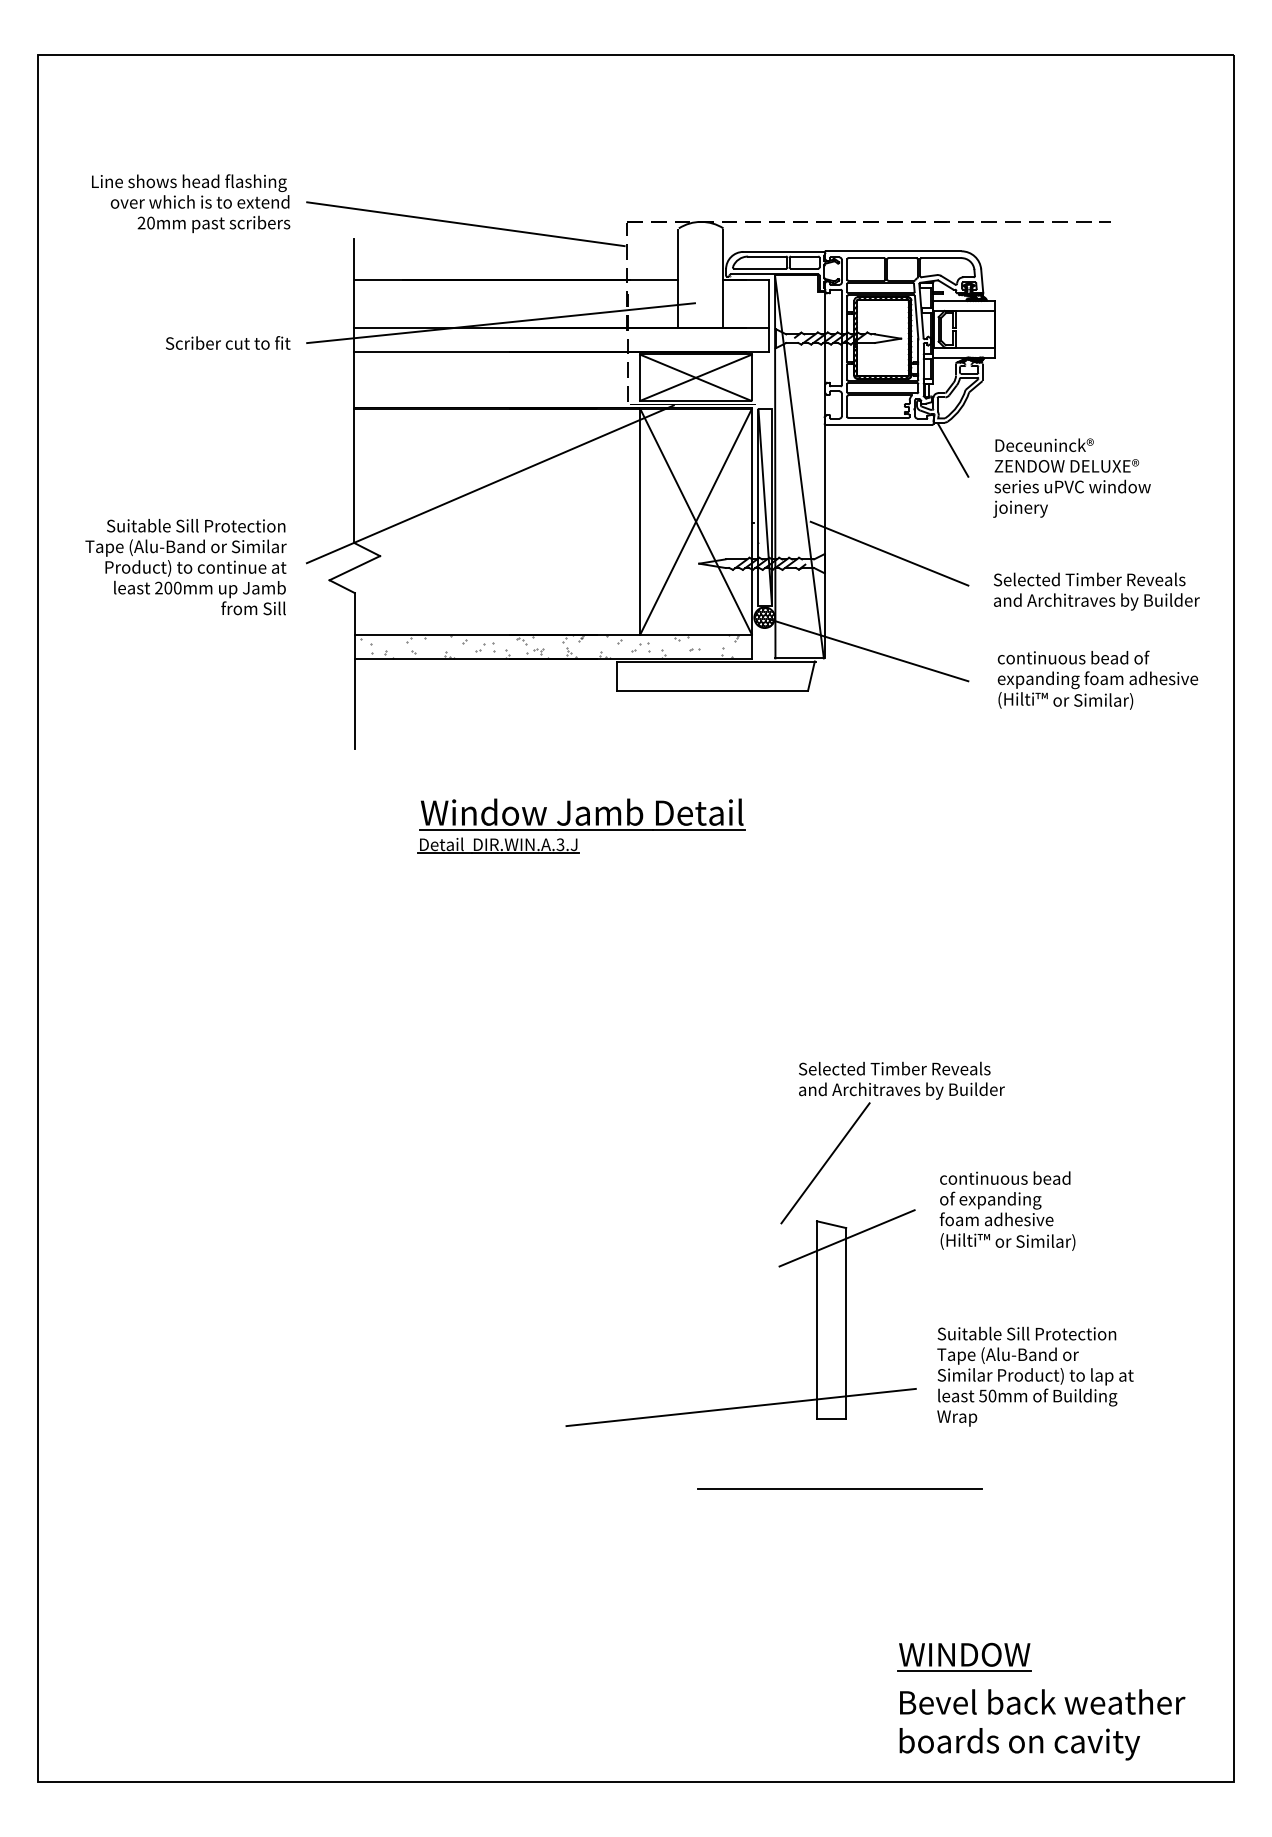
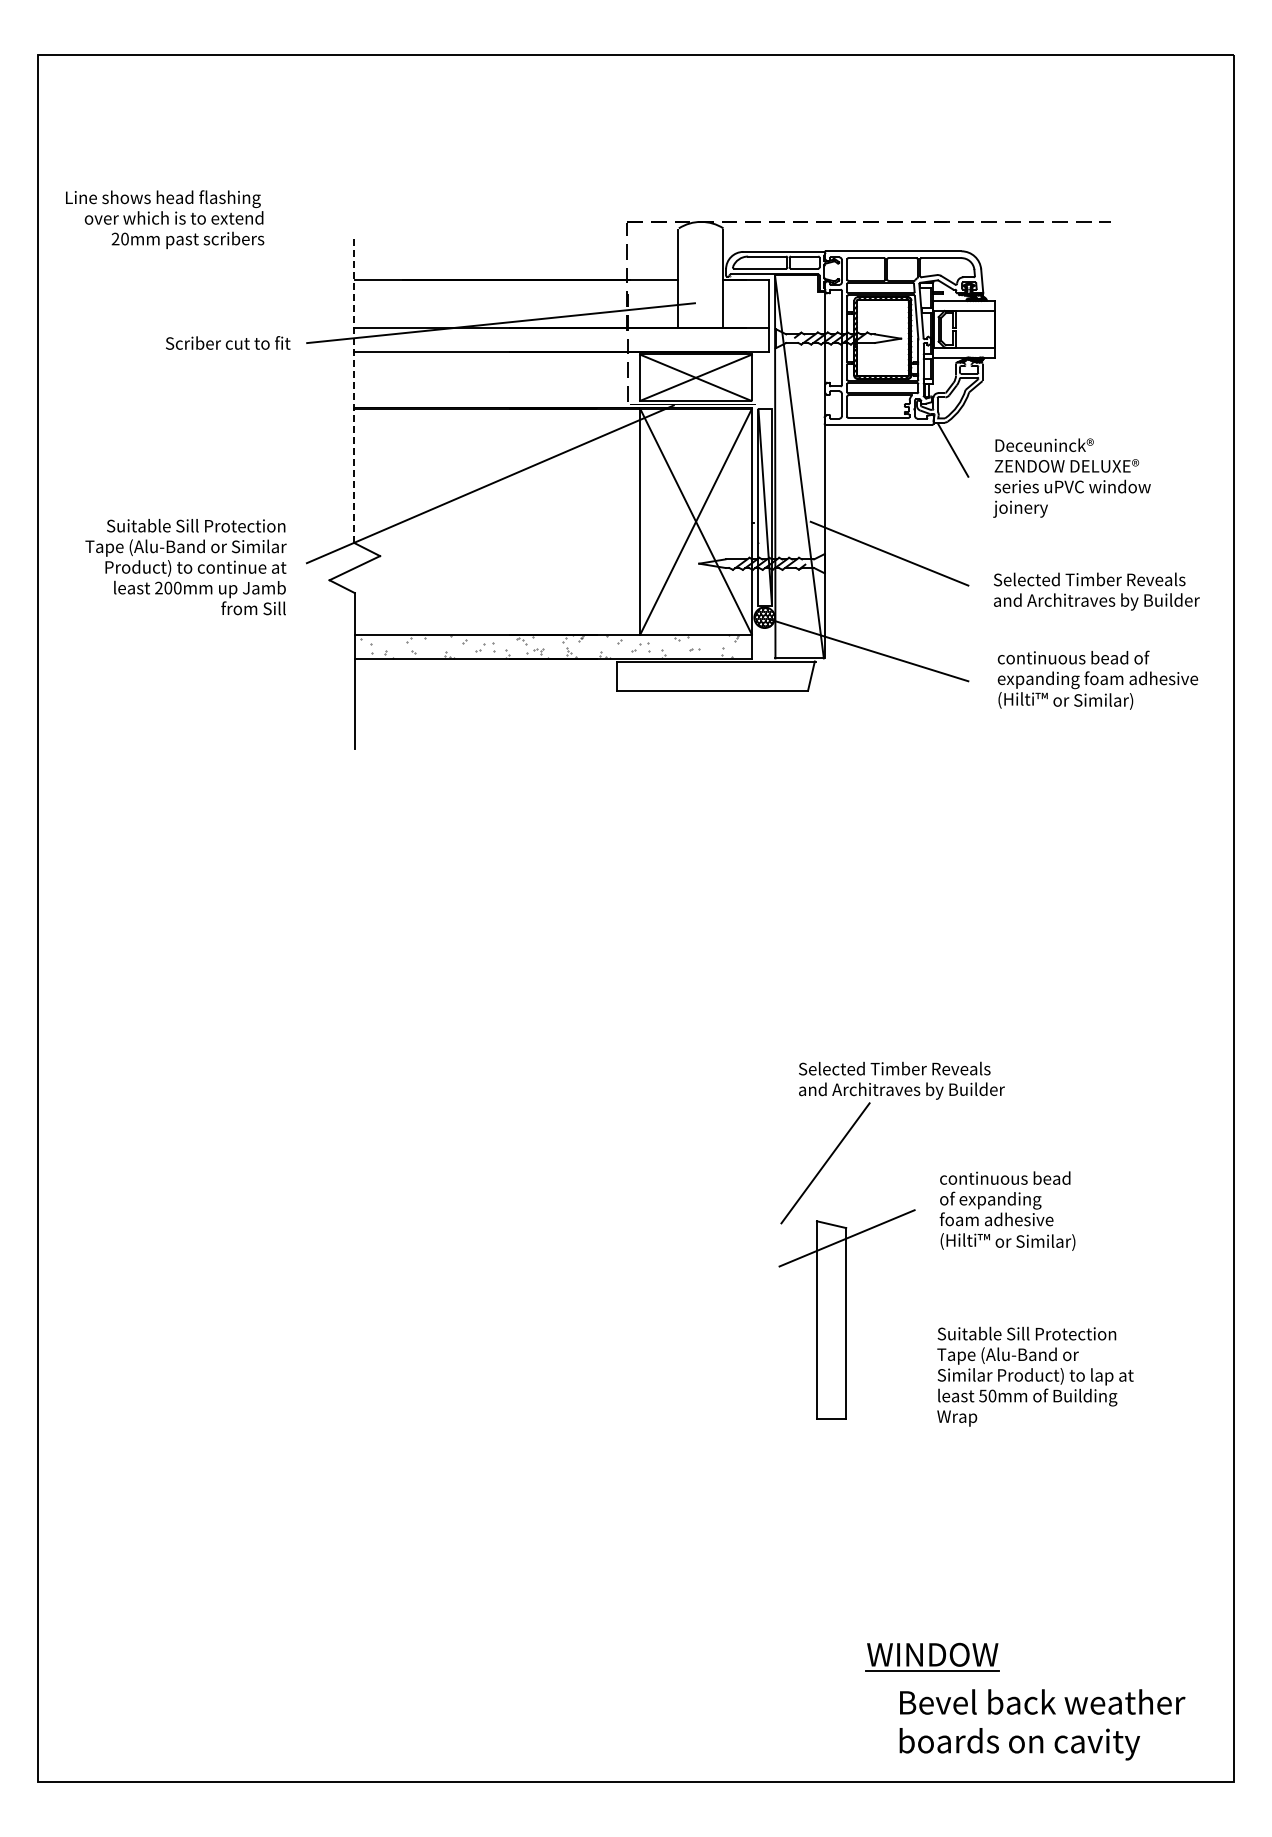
text position: (191, 203) -> (165, 219) (165, 219)
line: present -> none (465, 224)
line: solid -> dashed (354, 391)
part: present -> none (581, 825)
line: present -> none (740, 1407)
line: present -> none (839, 1489)
part position: (964, 1656) -> (932, 1656) (932, 1656)
